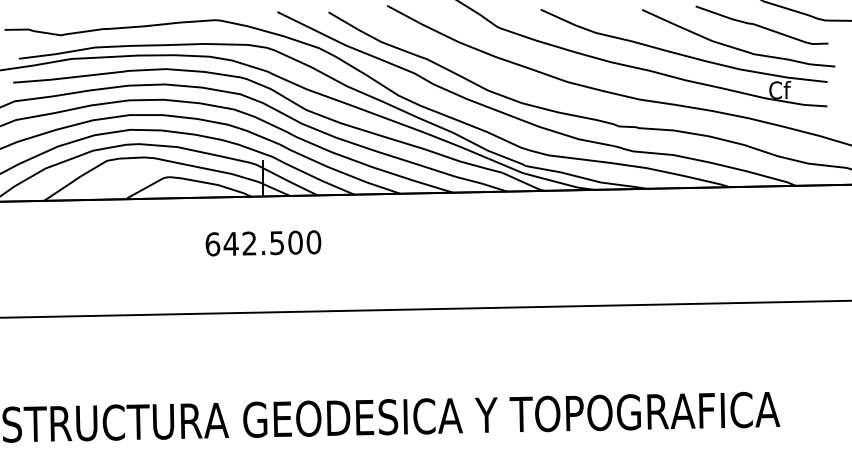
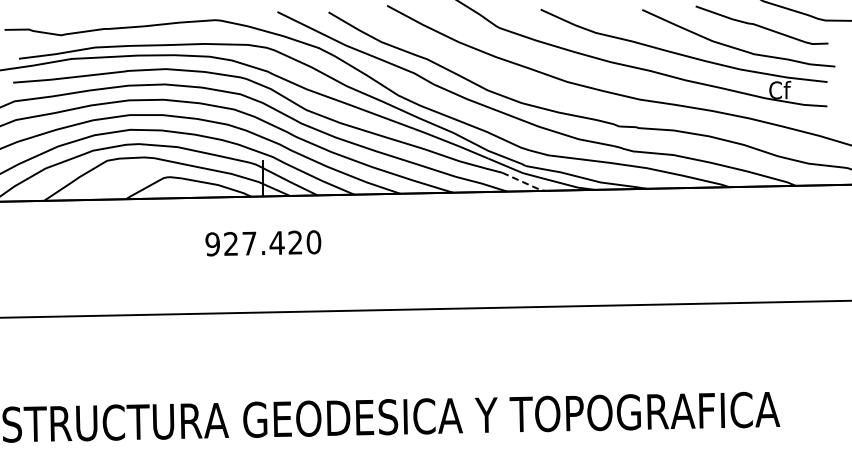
line: solid -> dashed (525, 183)
text: 642.500 -> 927.420 (253, 243)
